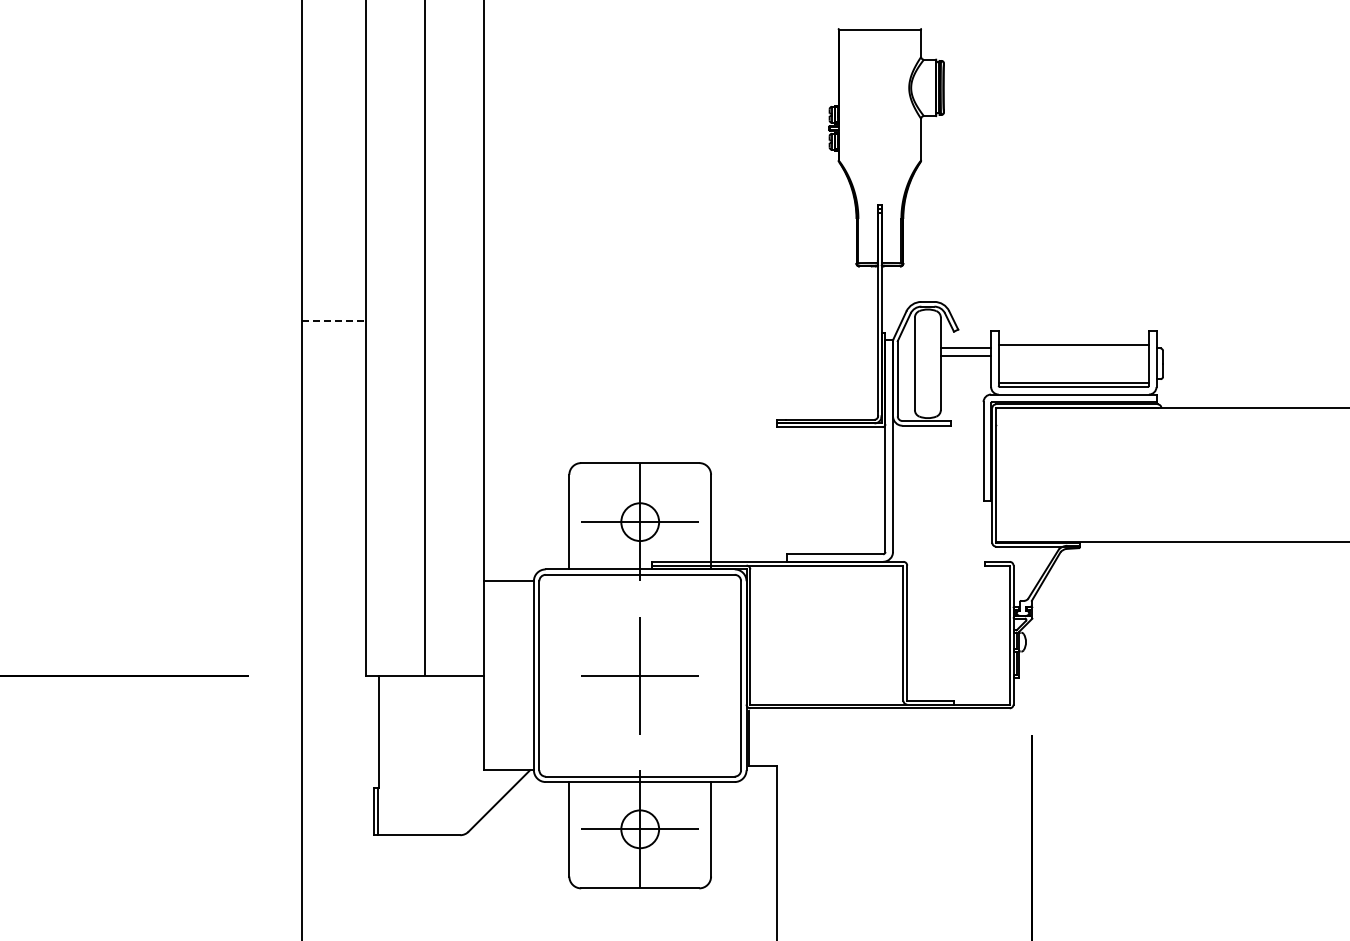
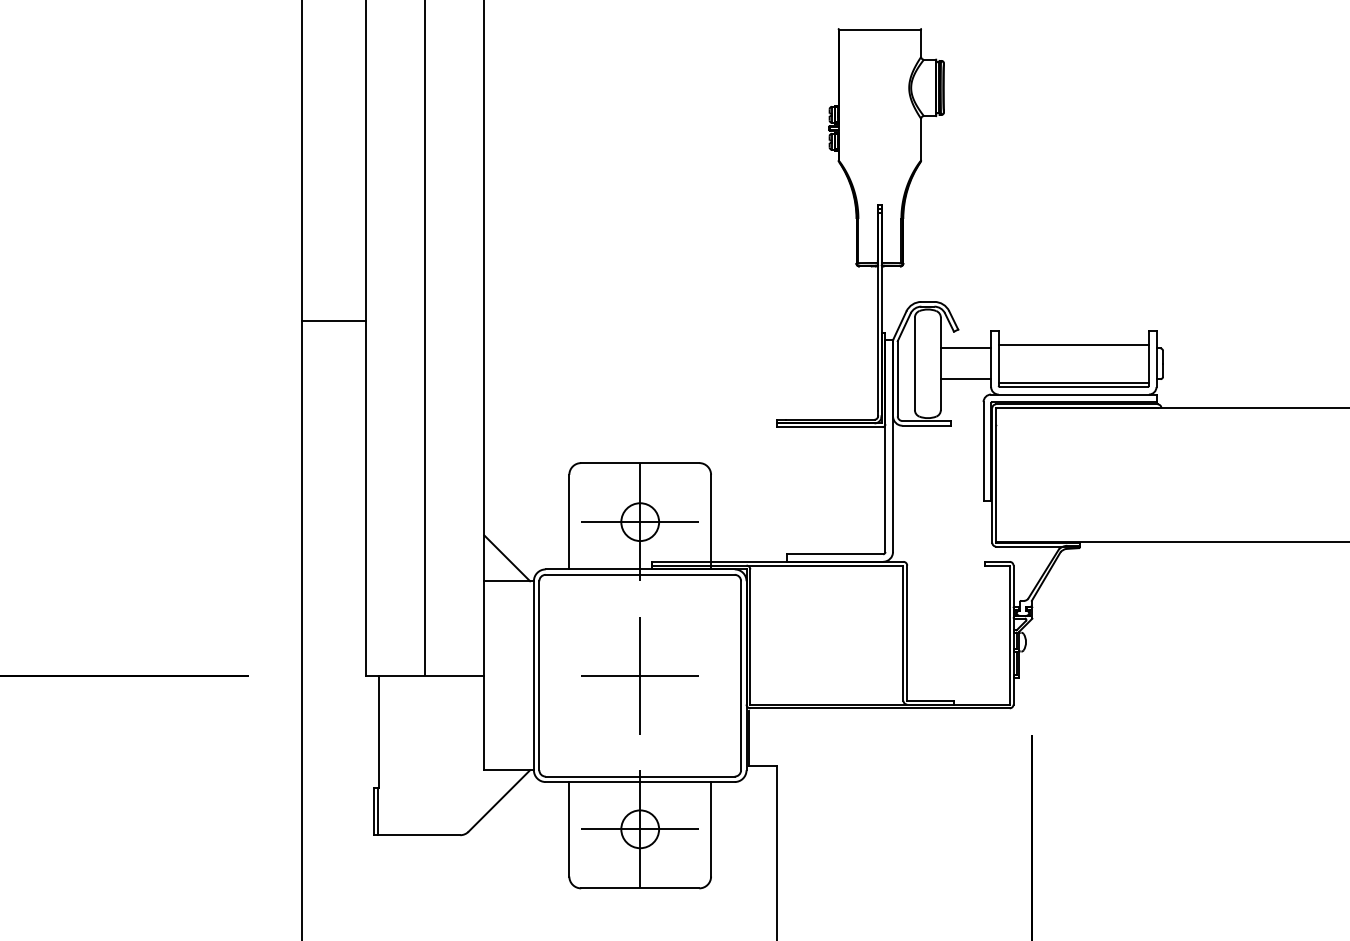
line: dashed -> solid (334, 321)
line position: (965, 356) -> (965, 379) (965, 379)
line: none -> present (507, 558)
